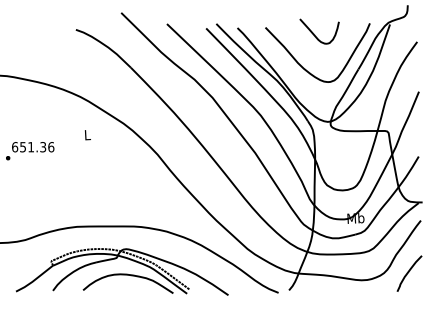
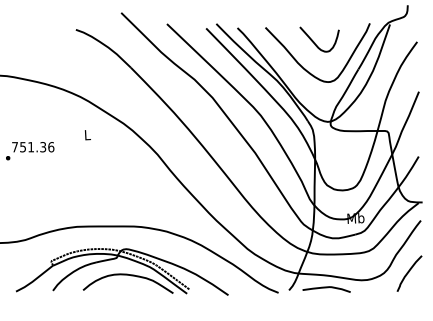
part position: (319, 31) -> (319, 39) (319, 39)
text: 651.36 -> 751.36 (15, 147)
curve: none -> present (326, 288)
